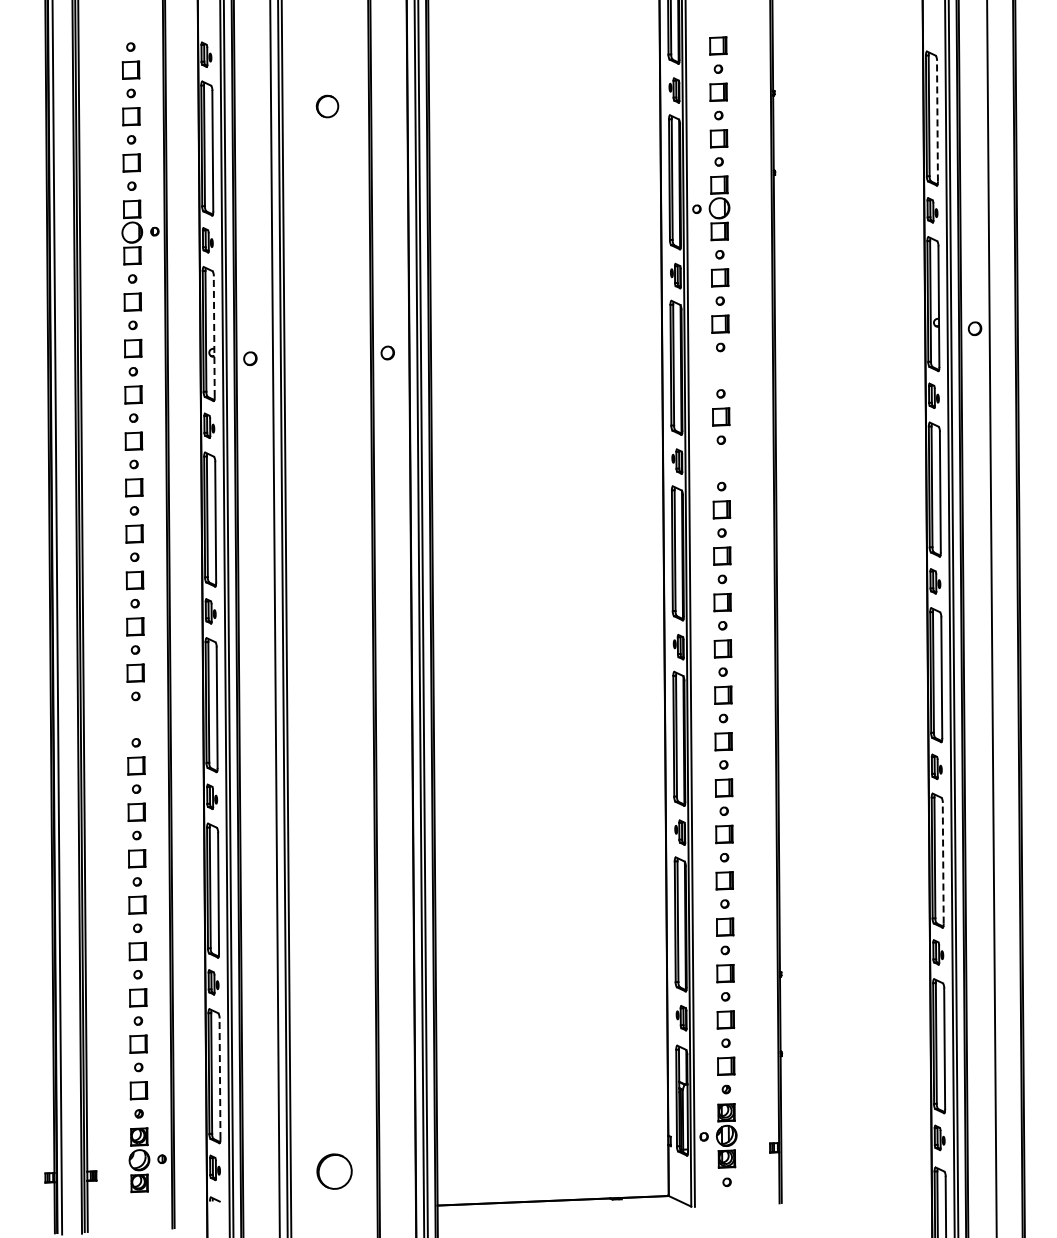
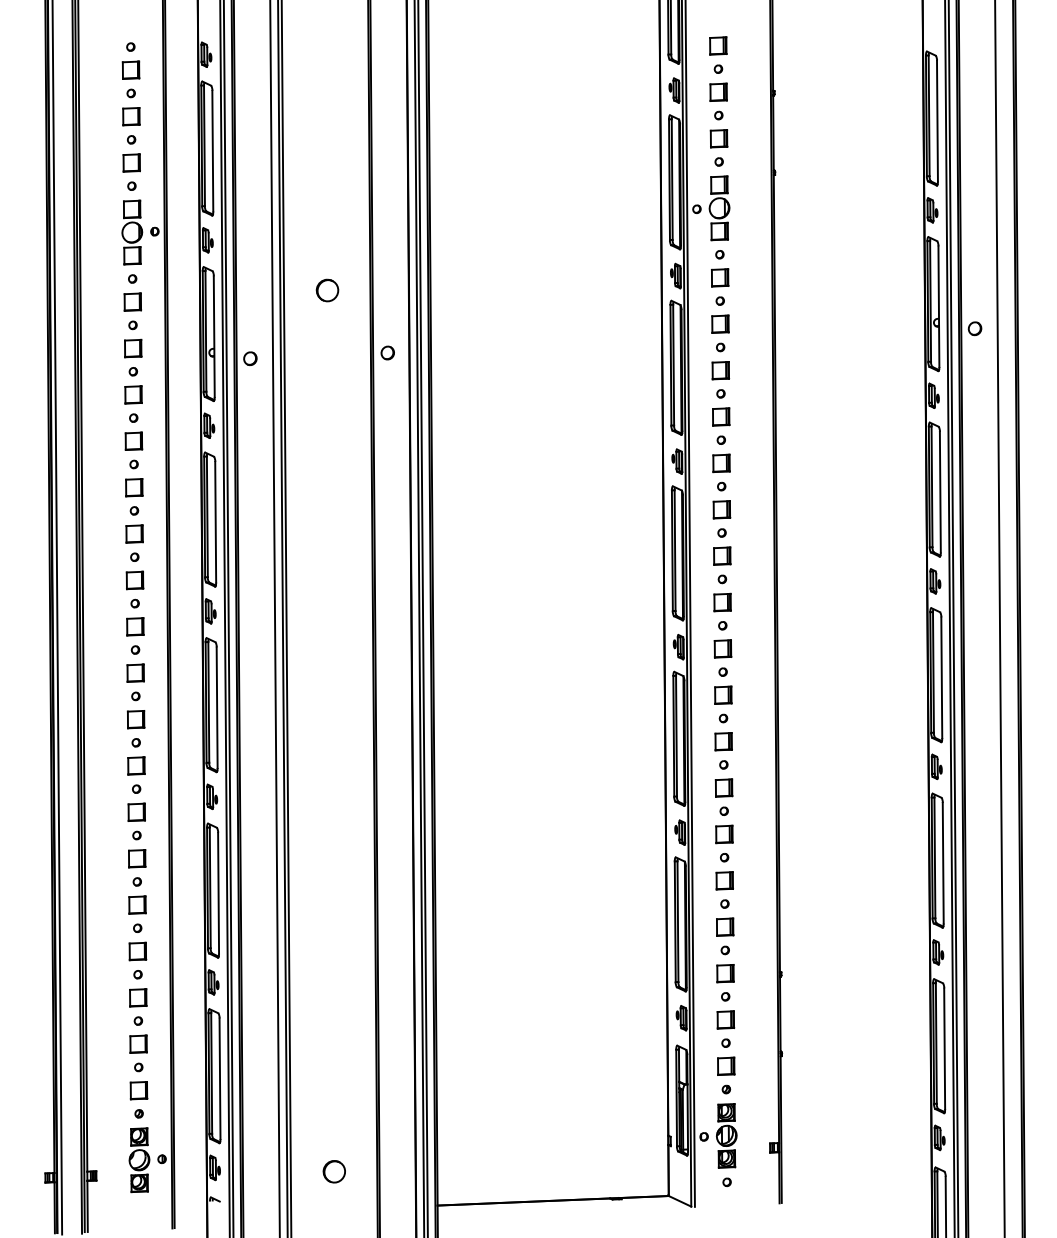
part position: (327, 106) -> (327, 290) (327, 290)
line: dashed -> solid (937, 120)
line: dashed -> solid (214, 336)
part: none -> present (720, 370)
part: none -> present (721, 463)
line position: (991, 618) -> (999, 618) (999, 618)
part: none -> present (135, 719)
line: dashed -> solid (943, 862)
line: dashed -> solid (220, 1078)
part size: 37x37 px -> 24x24 px (333, 1171)
